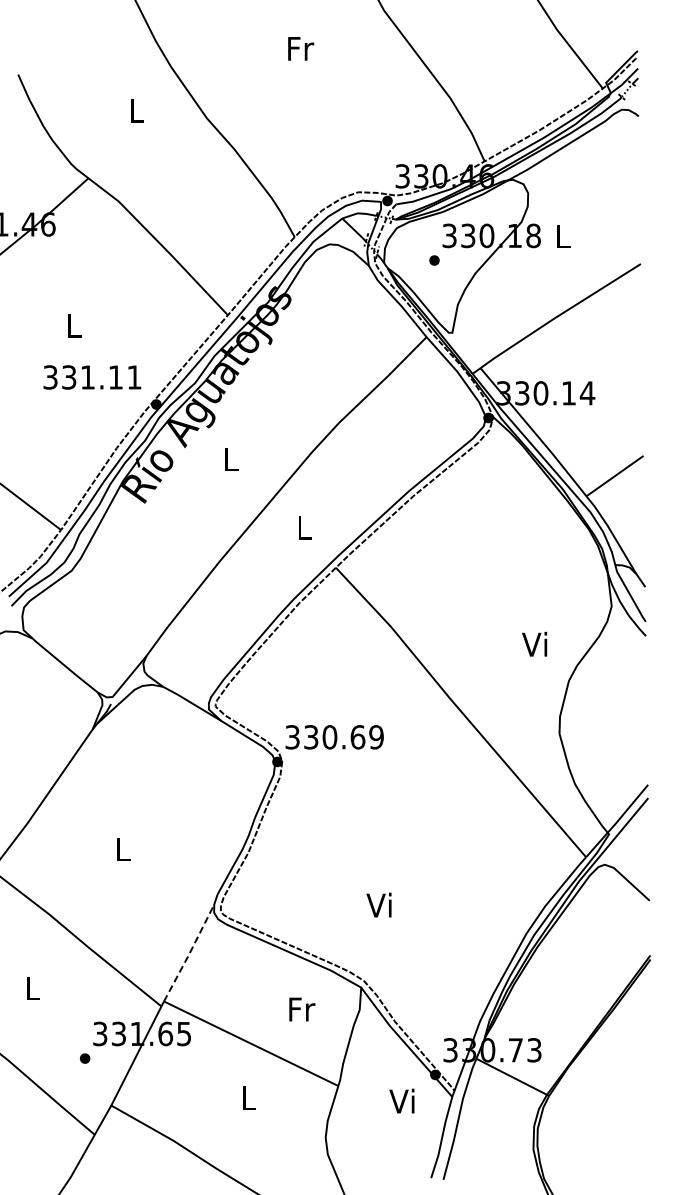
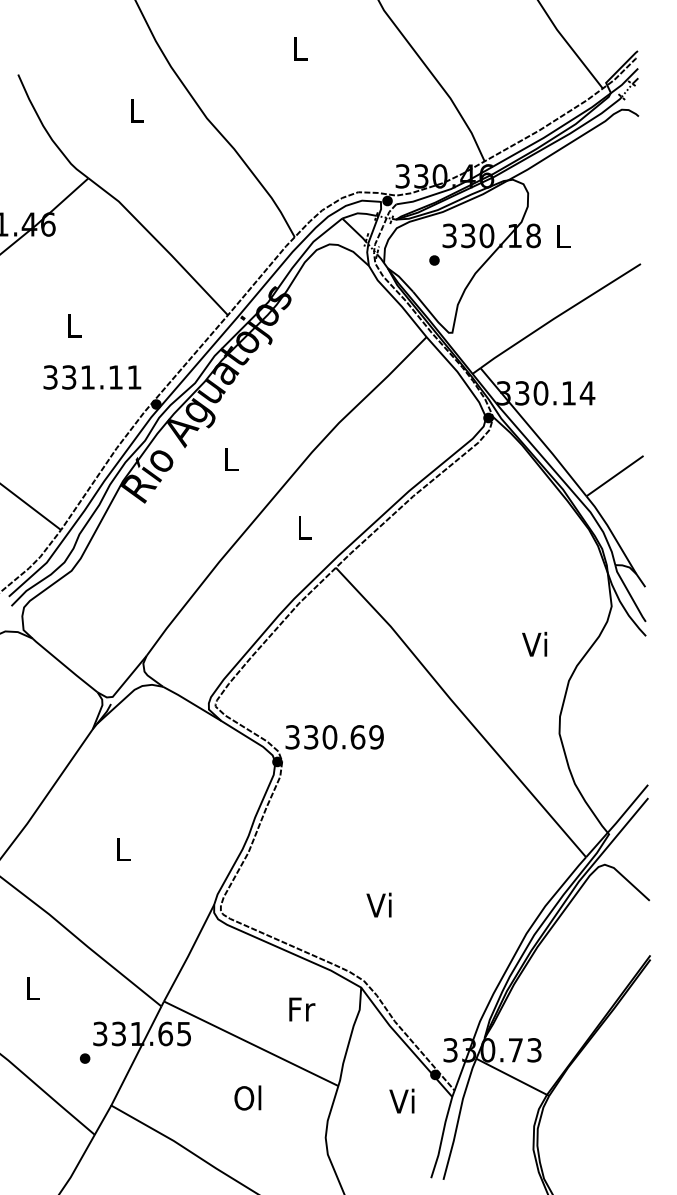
text: Fr -> L (301, 48)
line: dashed -> solid (189, 953)
text: L -> Ol (247, 1097)
